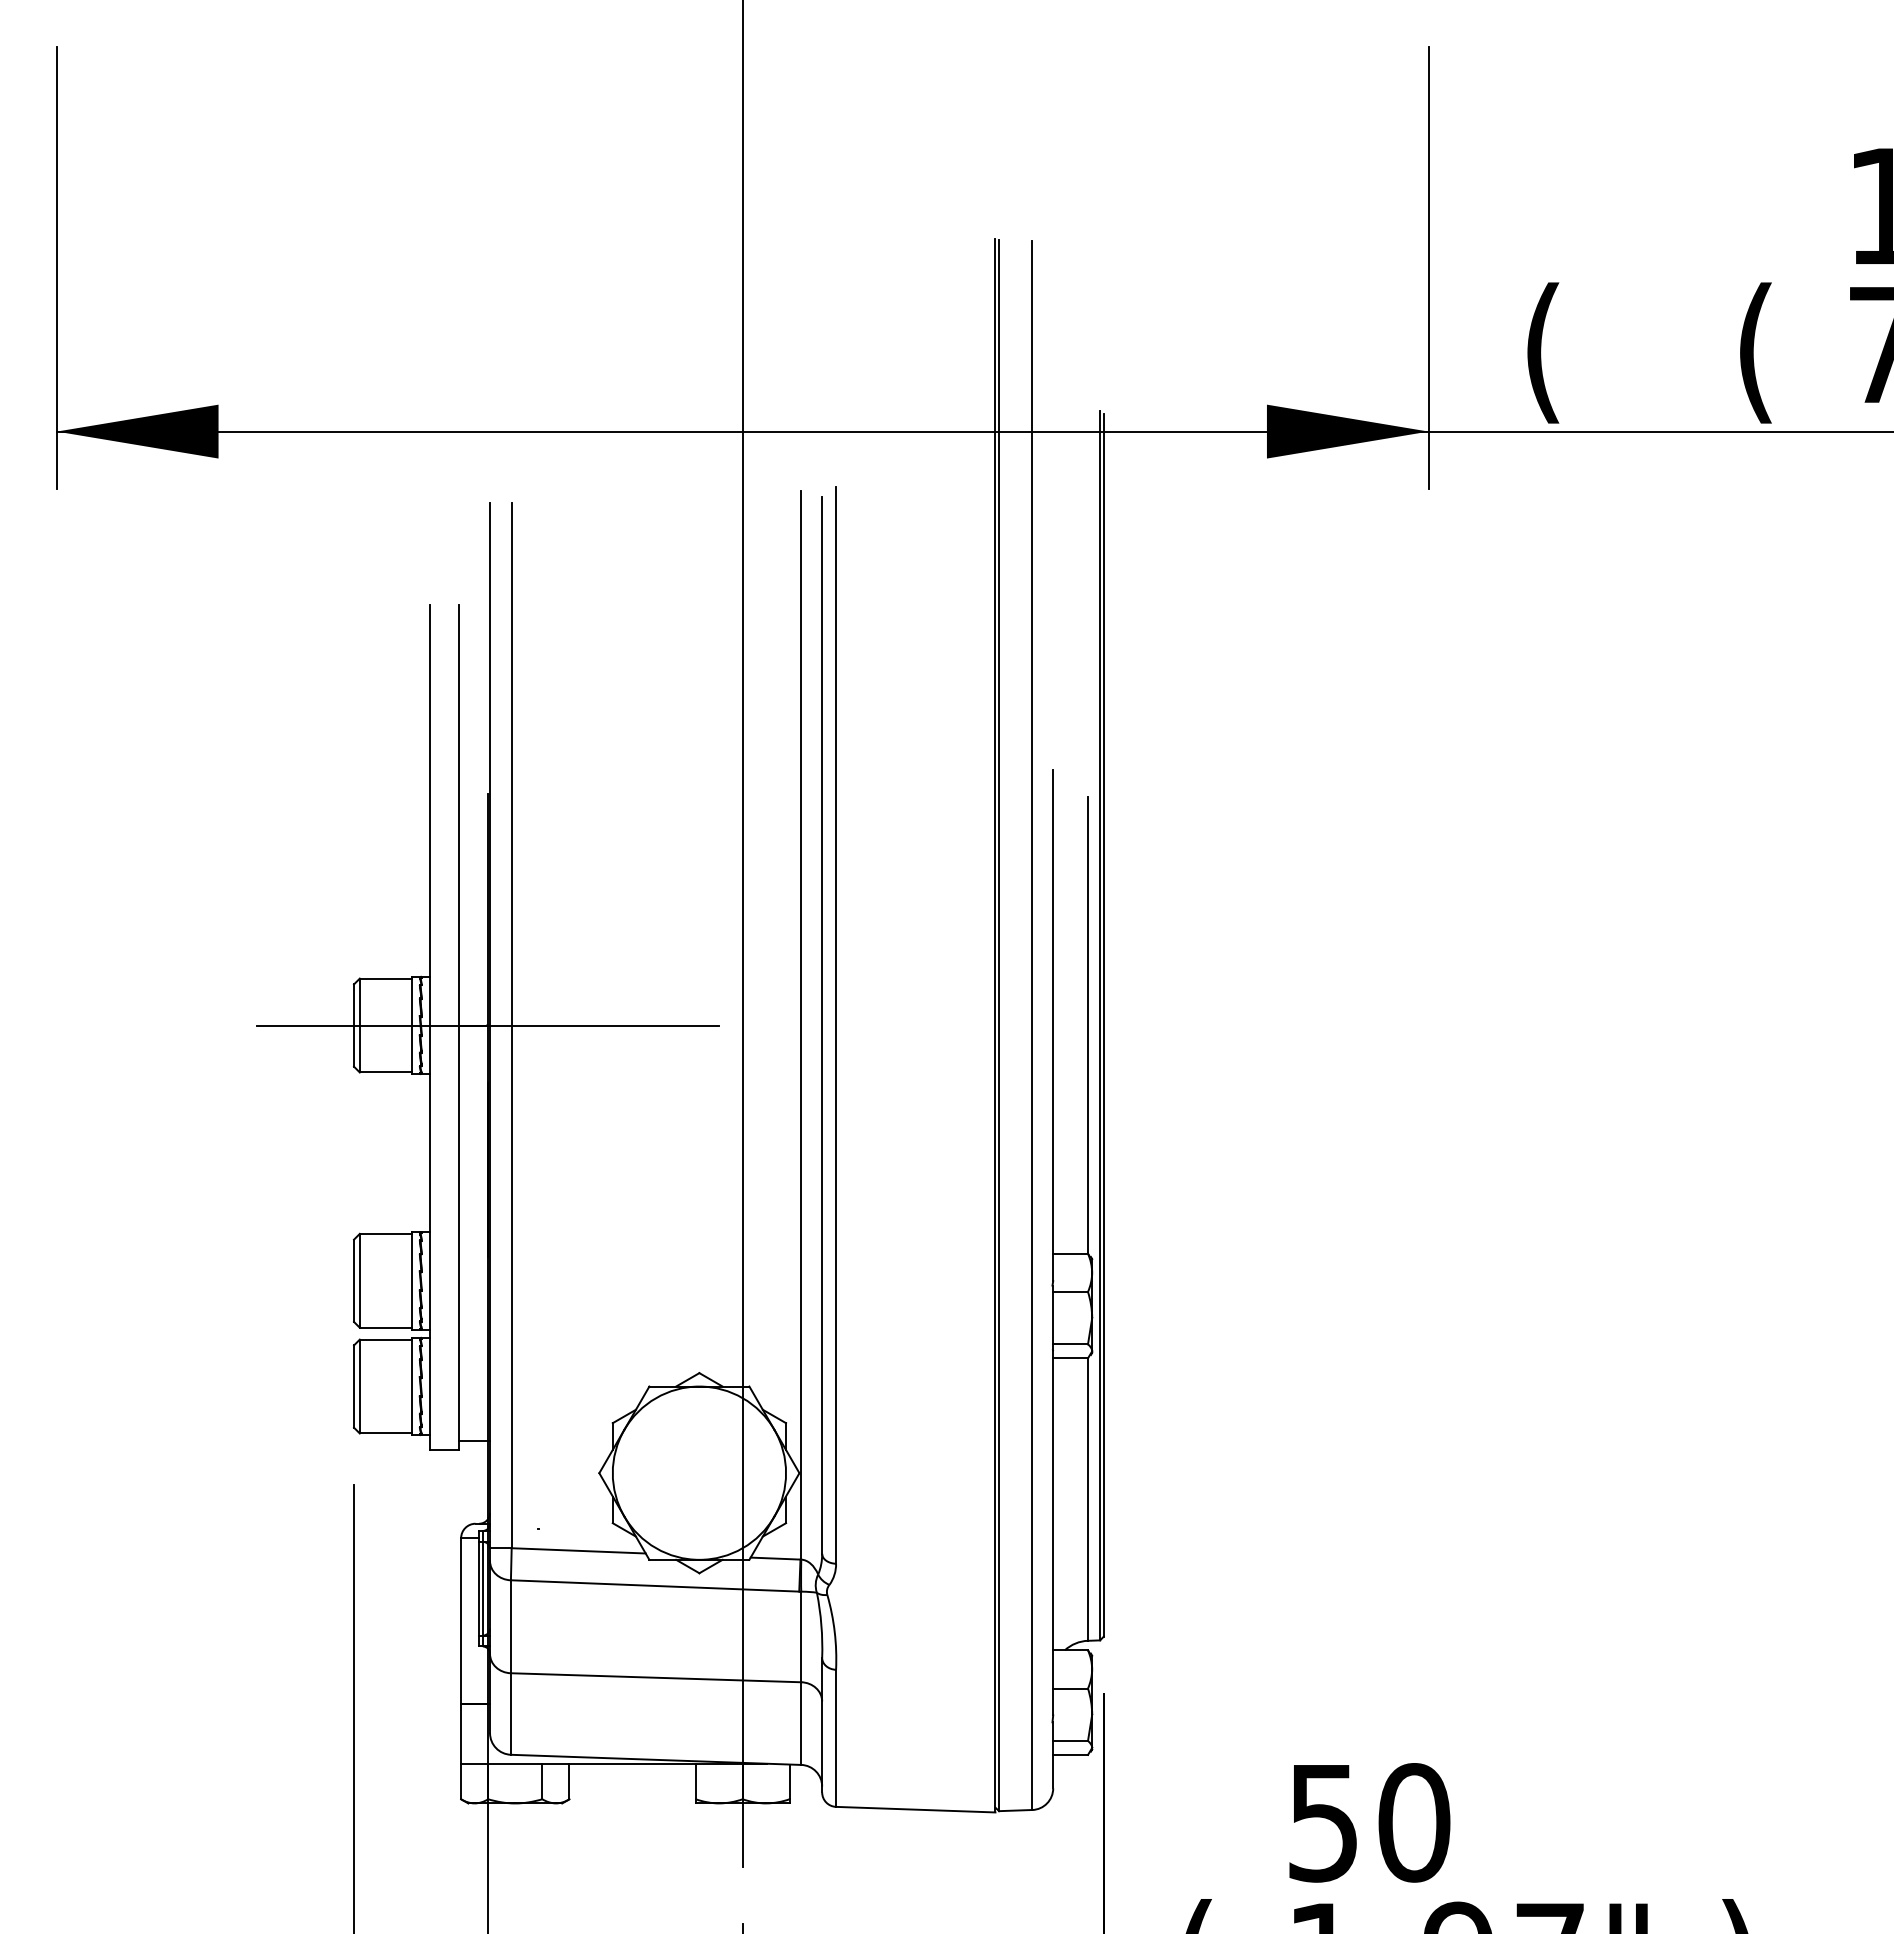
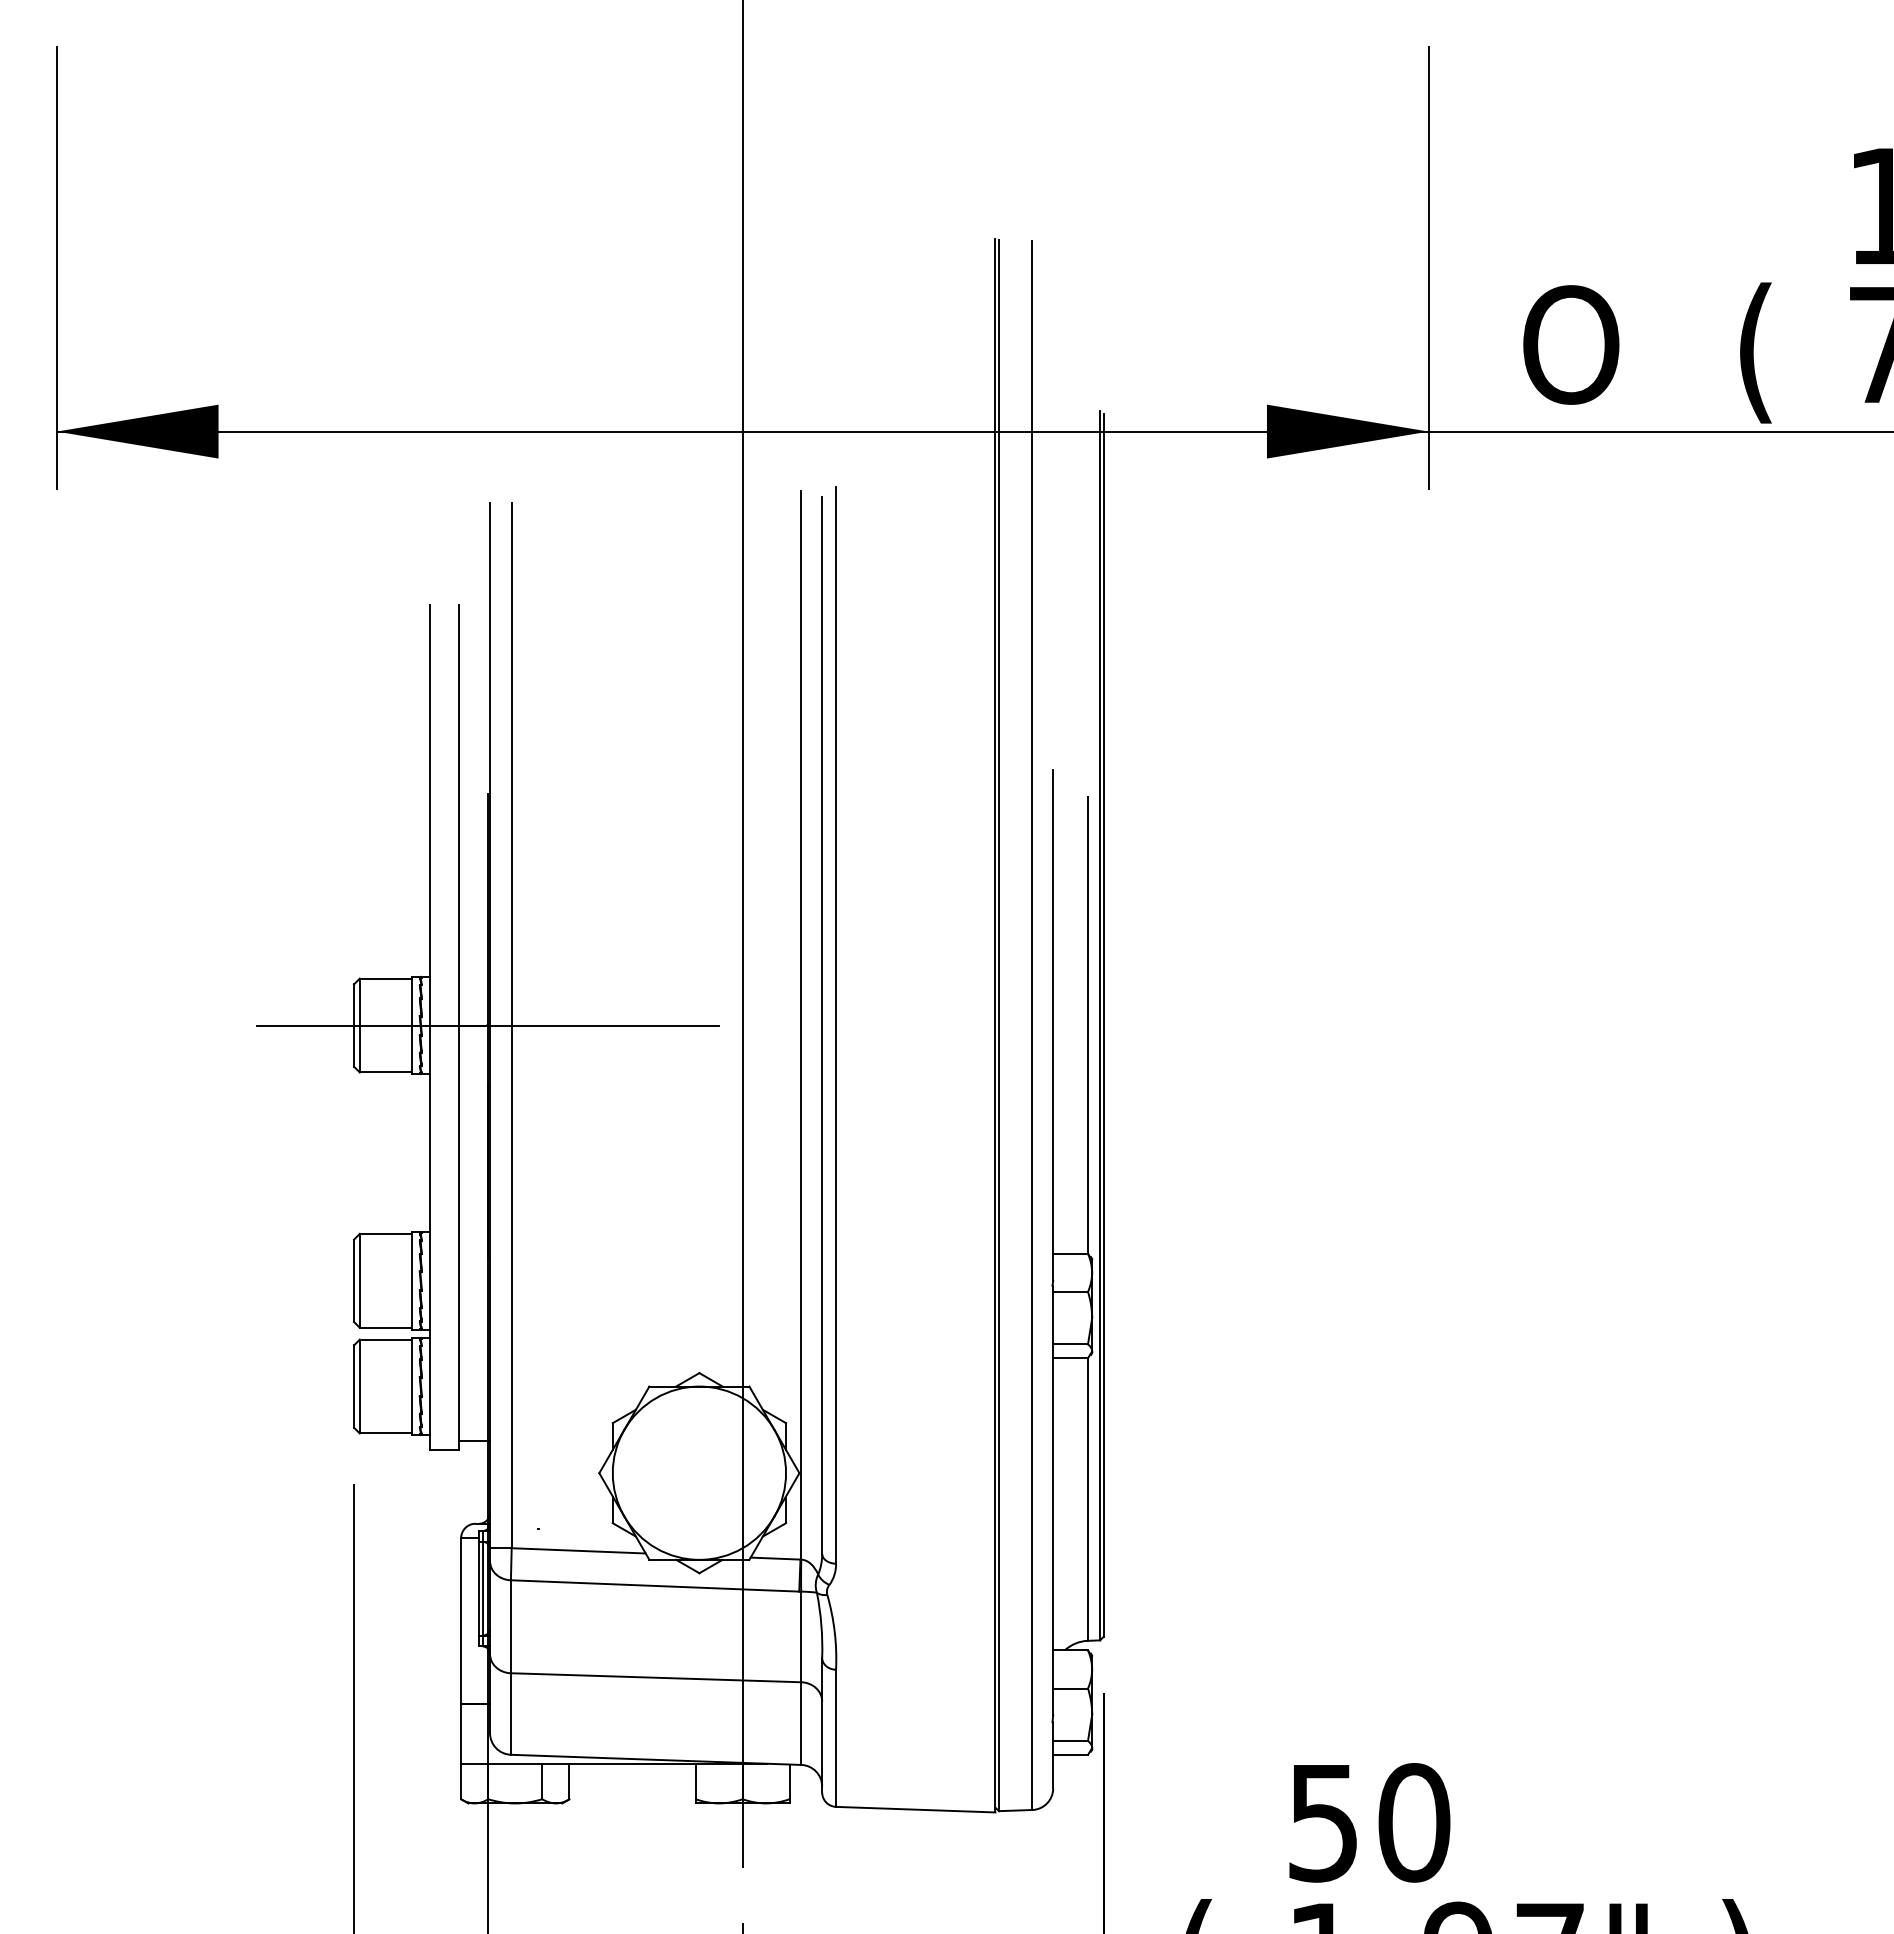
text: ( -> O (1571, 352)
